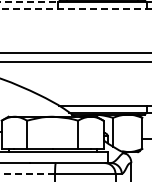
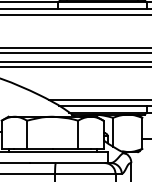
line: dashed -> solid (29, 2)
line: dashed -> solid (76, 9)
line: none -> present (75, 14)
line: none -> present (75, 47)
line: none -> present (75, 67)
line: none -> present (98, 100)
line: dashed -> solid (27, 174)
